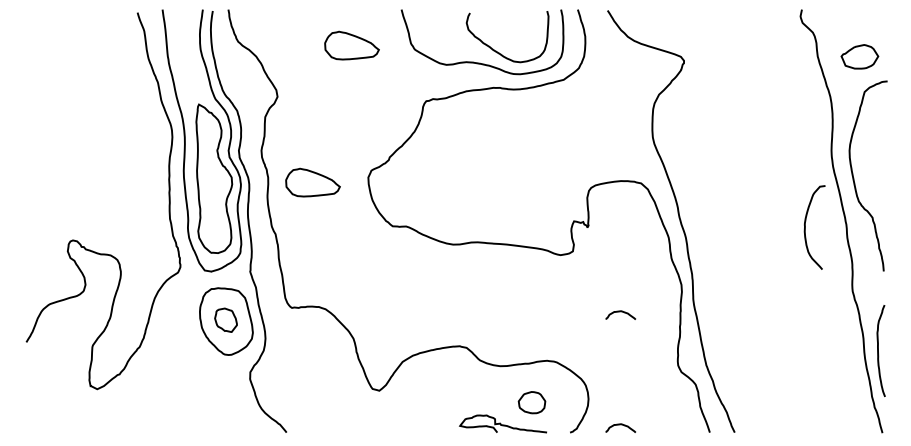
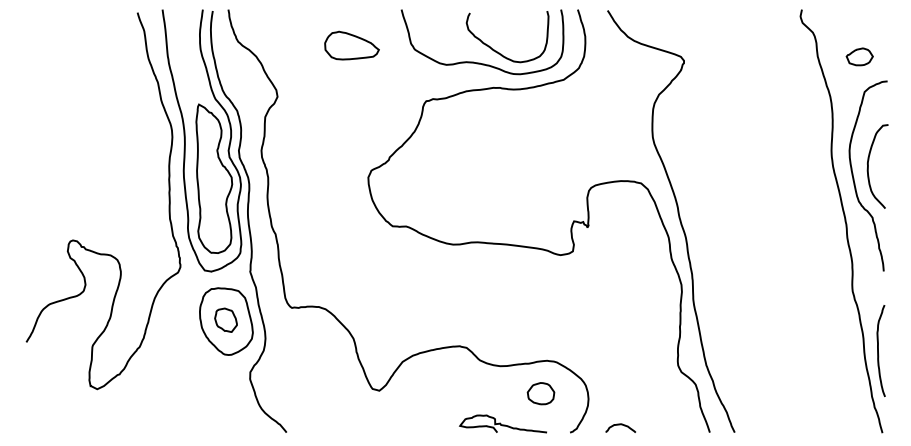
part size: 40x26 px -> 29x20 px (859, 56)
part: present -> none (312, 182)
curve position: (805, 227) -> (868, 166) (868, 166)
curve: present -> none (620, 312)
part position: (531, 402) -> (540, 393) (540, 393)
